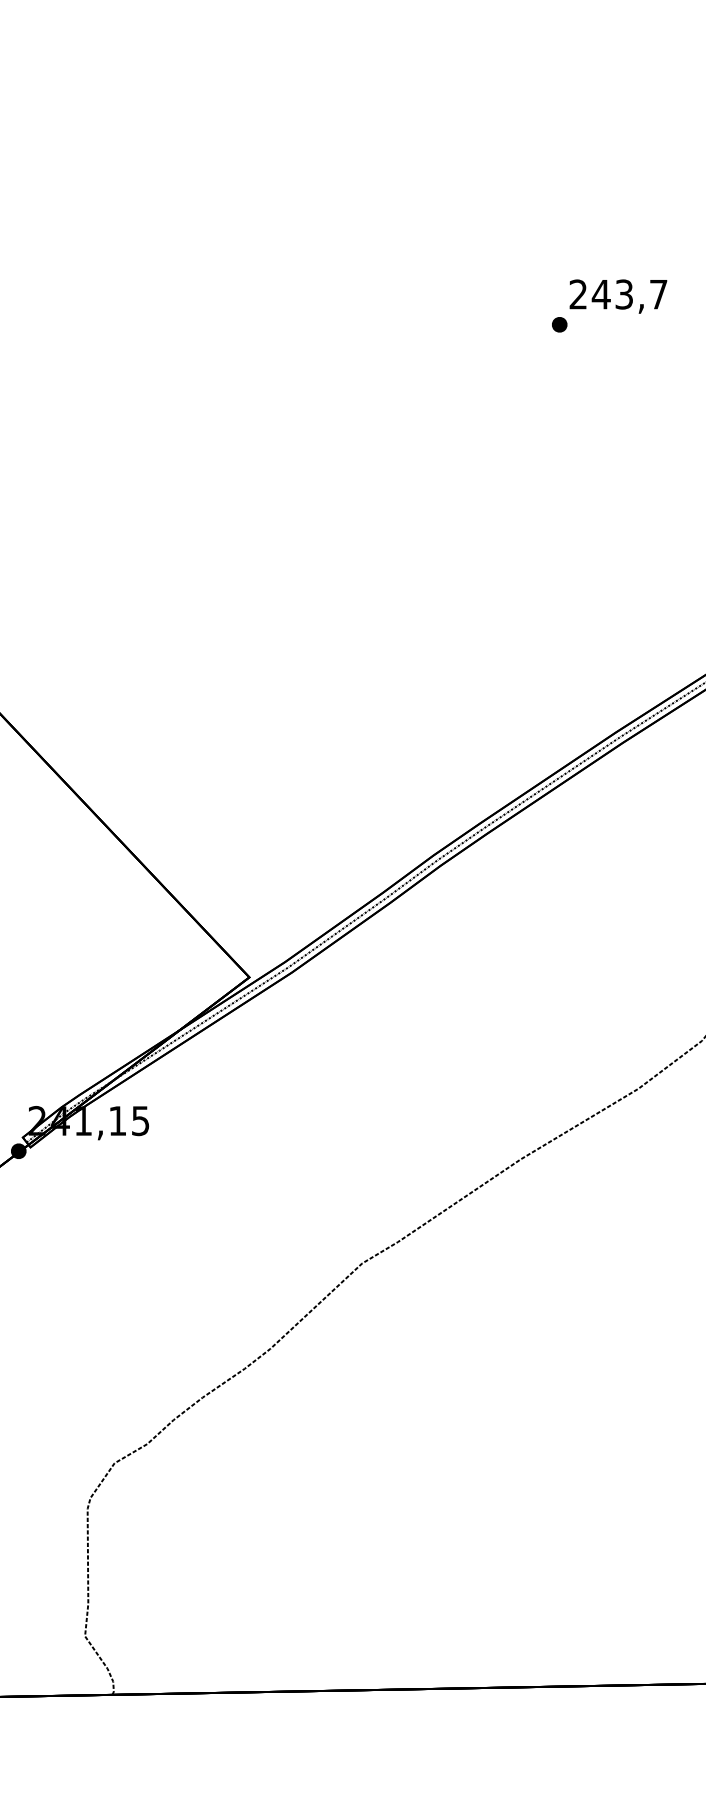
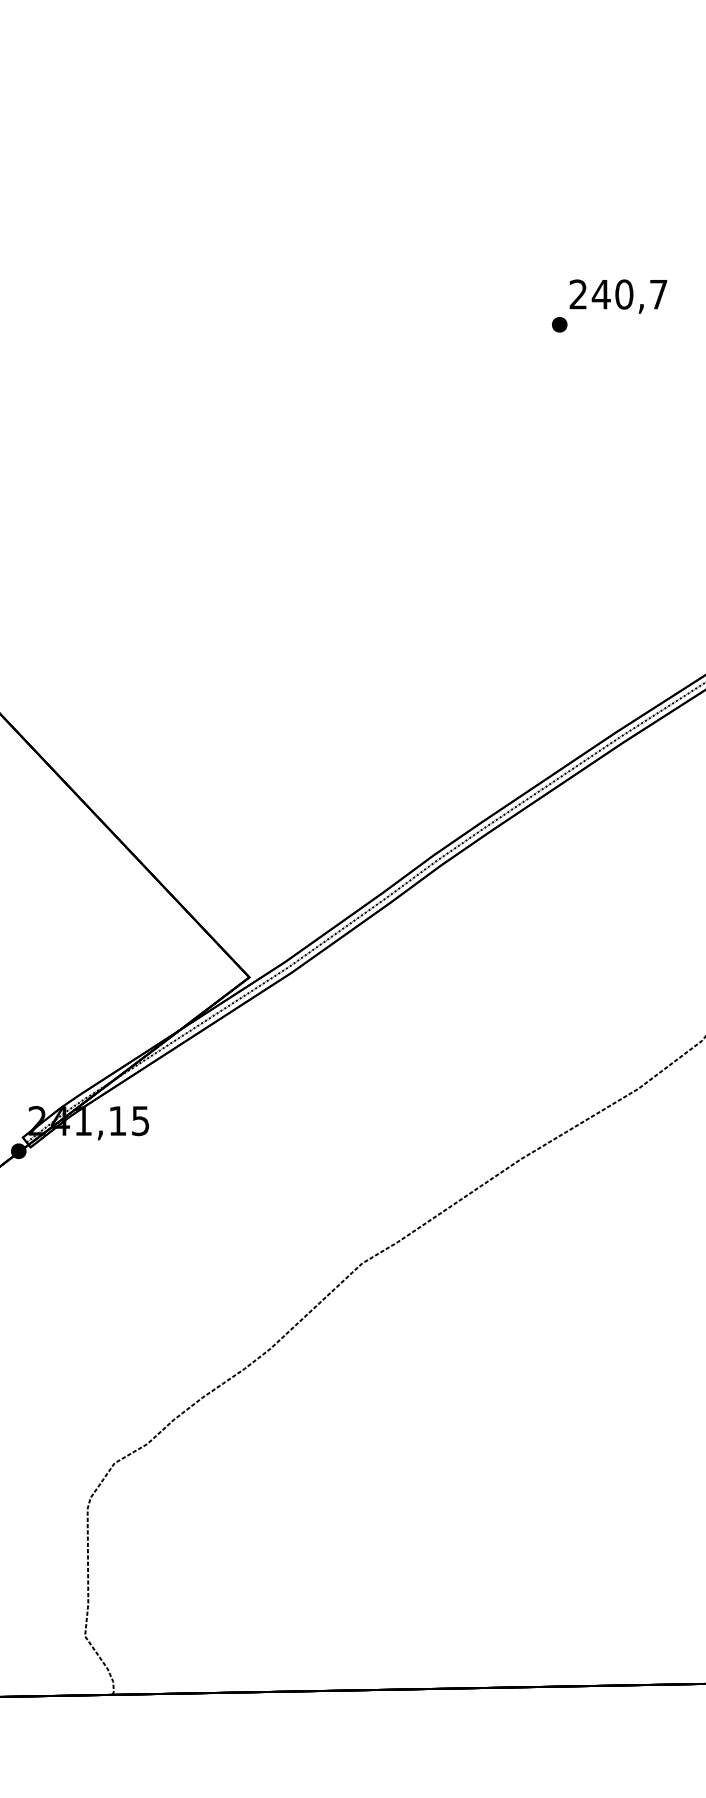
text: 243,7 -> 240,7 (624, 294)
